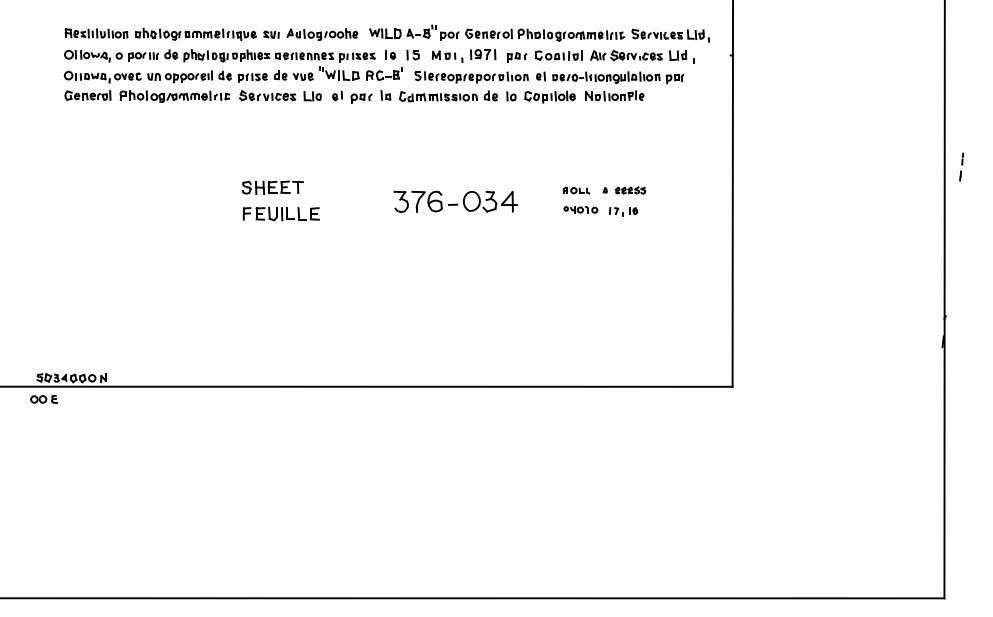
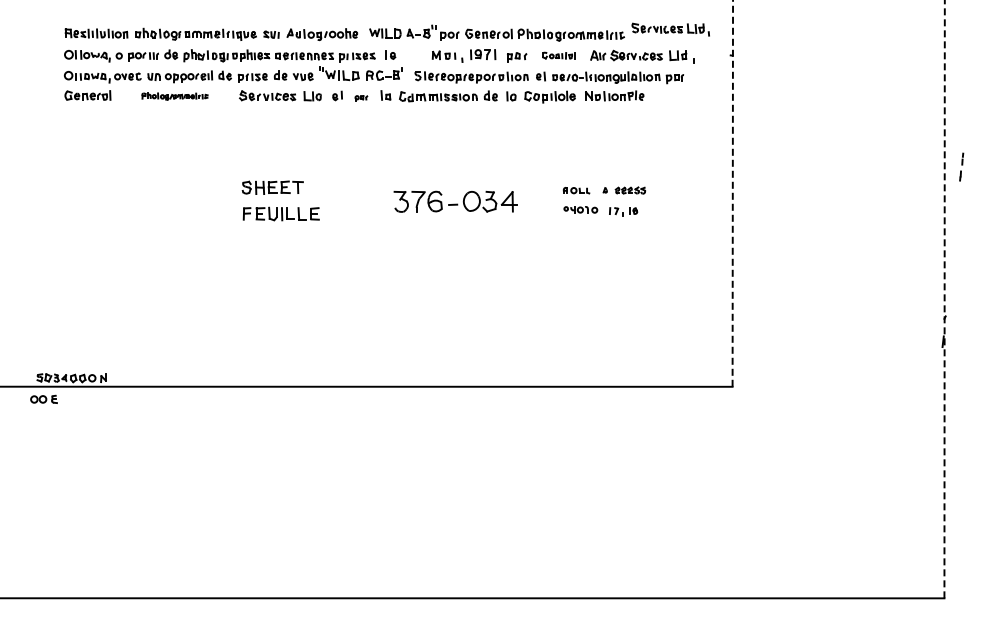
part position: (670, 35) -> (670, 29) (670, 29)
part: present -> none (412, 54)
part size: 48x11 px -> 34x9 px (558, 55)
part size: 112x13 px -> 68x9 px (174, 96)
part size: 23x11 px -> 15x7 px (361, 98)
line: solid -> dashed (732, 193)
line: solid -> dashed (944, 299)
